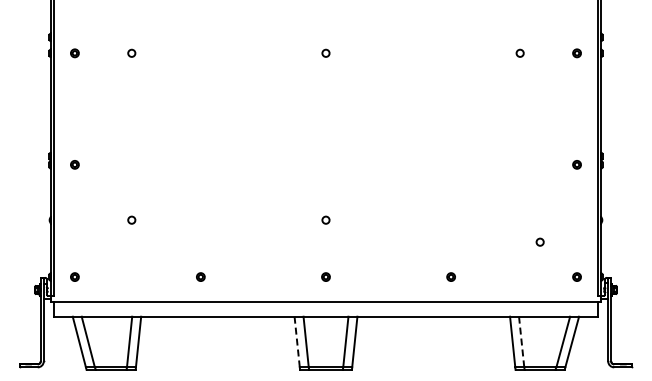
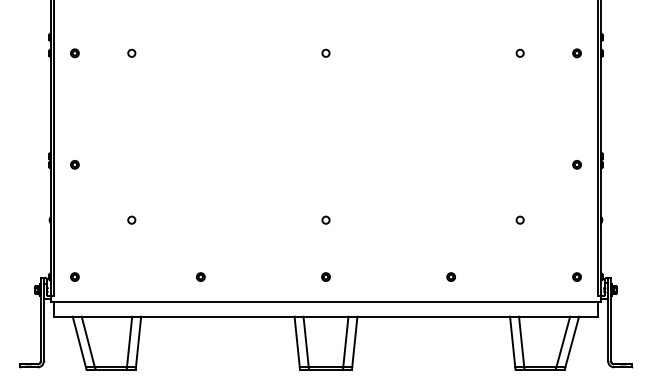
circle position: (539, 241) -> (519, 219) (519, 219)
line: dashed -> solid (521, 341)
line: dashed -> solid (297, 342)
